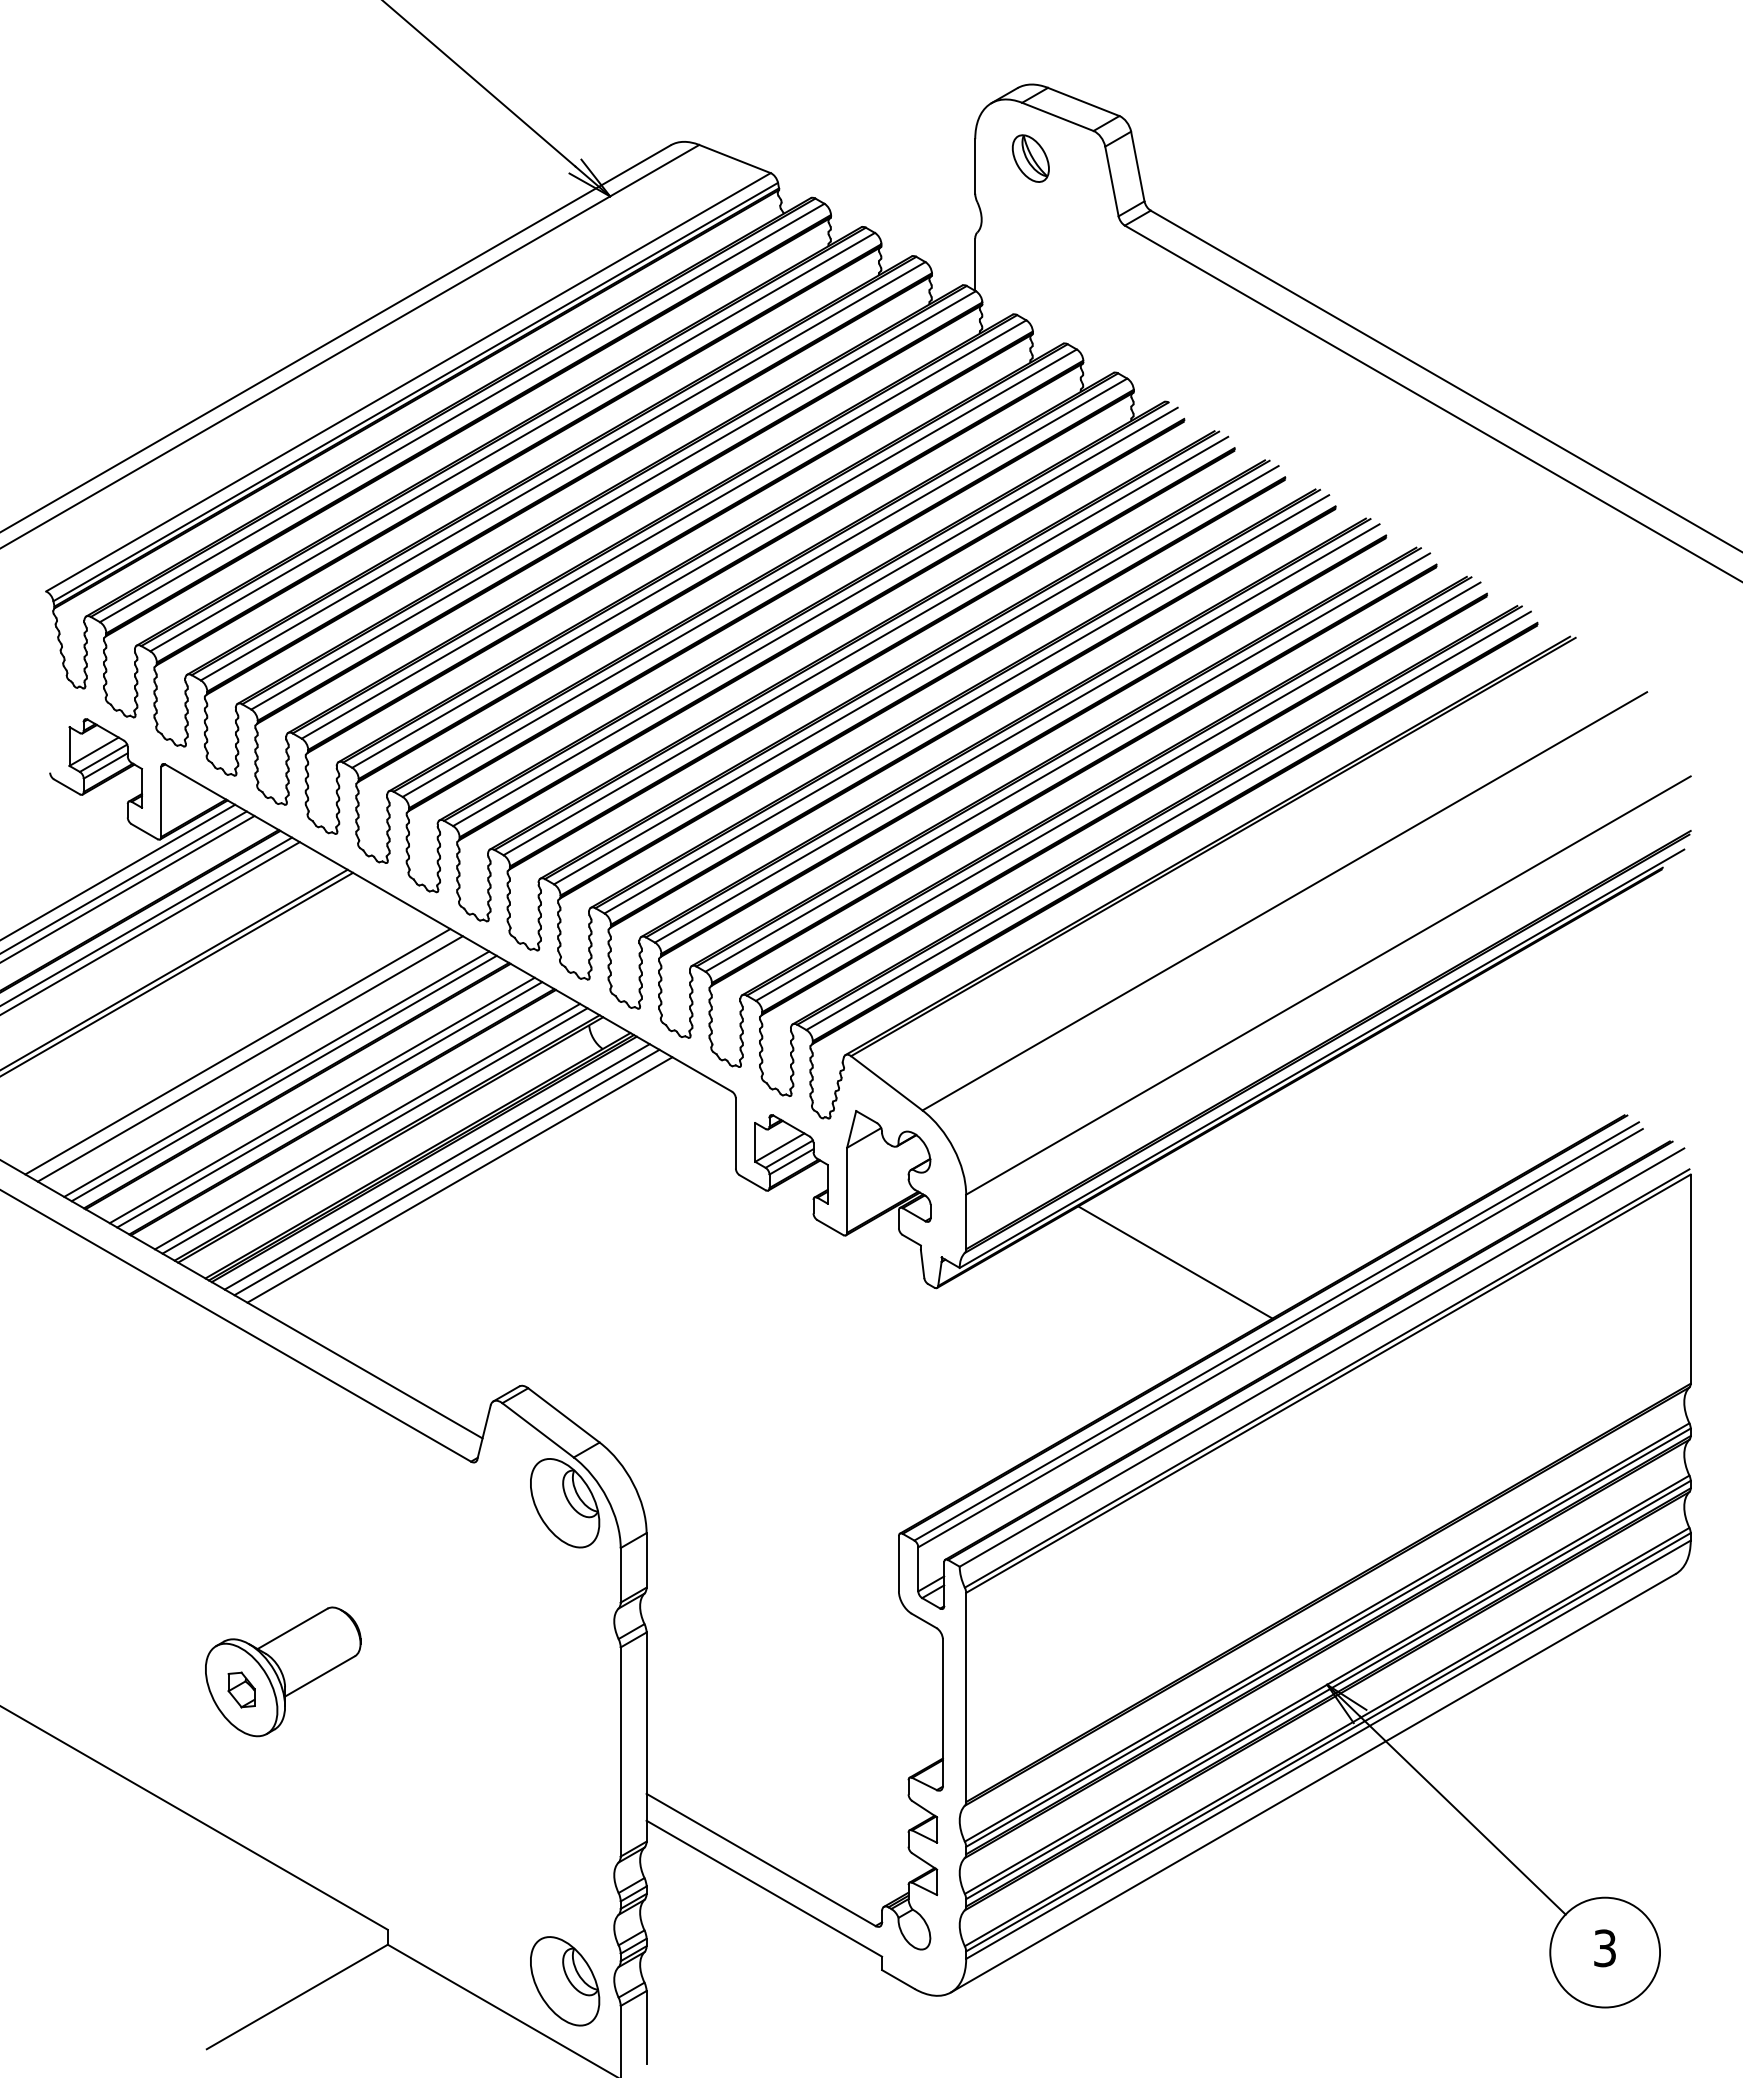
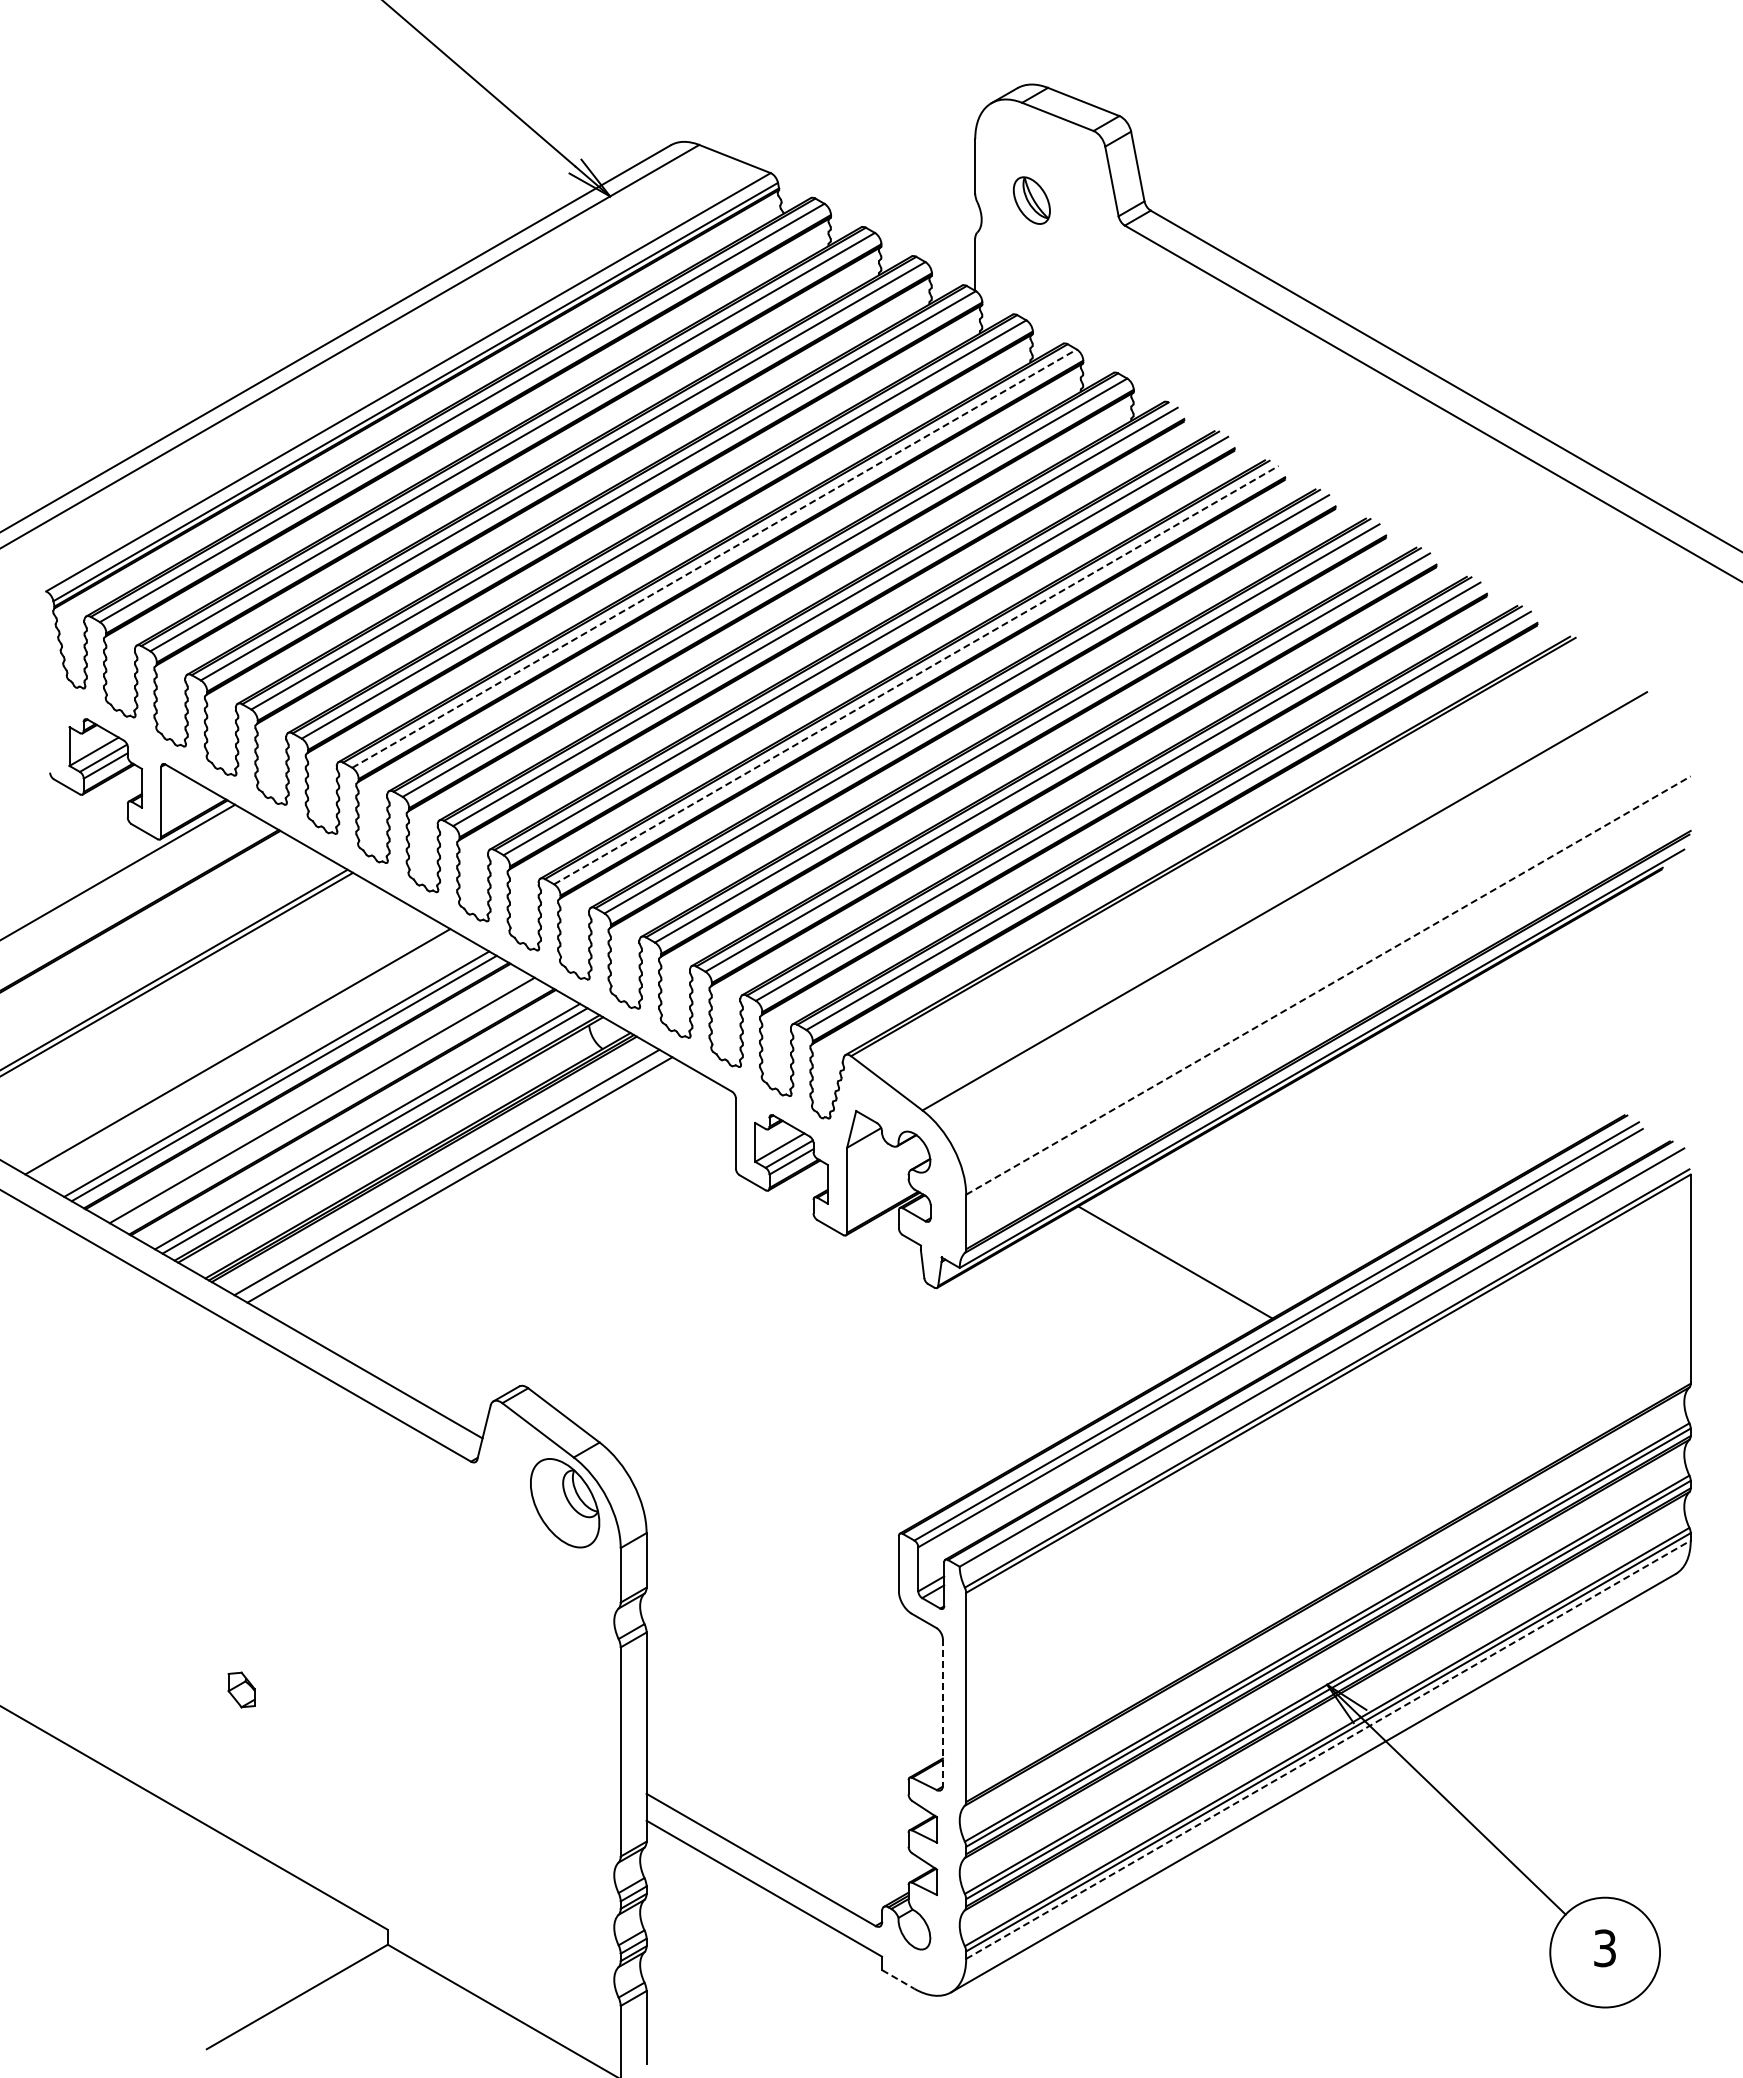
part position: (1030, 158) -> (1031, 200) (1031, 200)
line: solid -> dashed (714, 558)
line: solid -> dashed (916, 674)
line: present -> none (124, 881)
line: present -> none (128, 888)
line: present -> none (147, 920)
line: present -> none (150, 927)
line: solid -> dashed (1328, 985)
line: present -> none (249, 1058)
line: present -> none (329, 1104)
line: present -> none (436, 1166)
part: present -> none (283, 1671)
line: solid -> dashed (942, 1713)
line: solid -> dashed (1328, 1749)
line: solid -> dashed (898, 1979)
part: present -> none (565, 1981)
